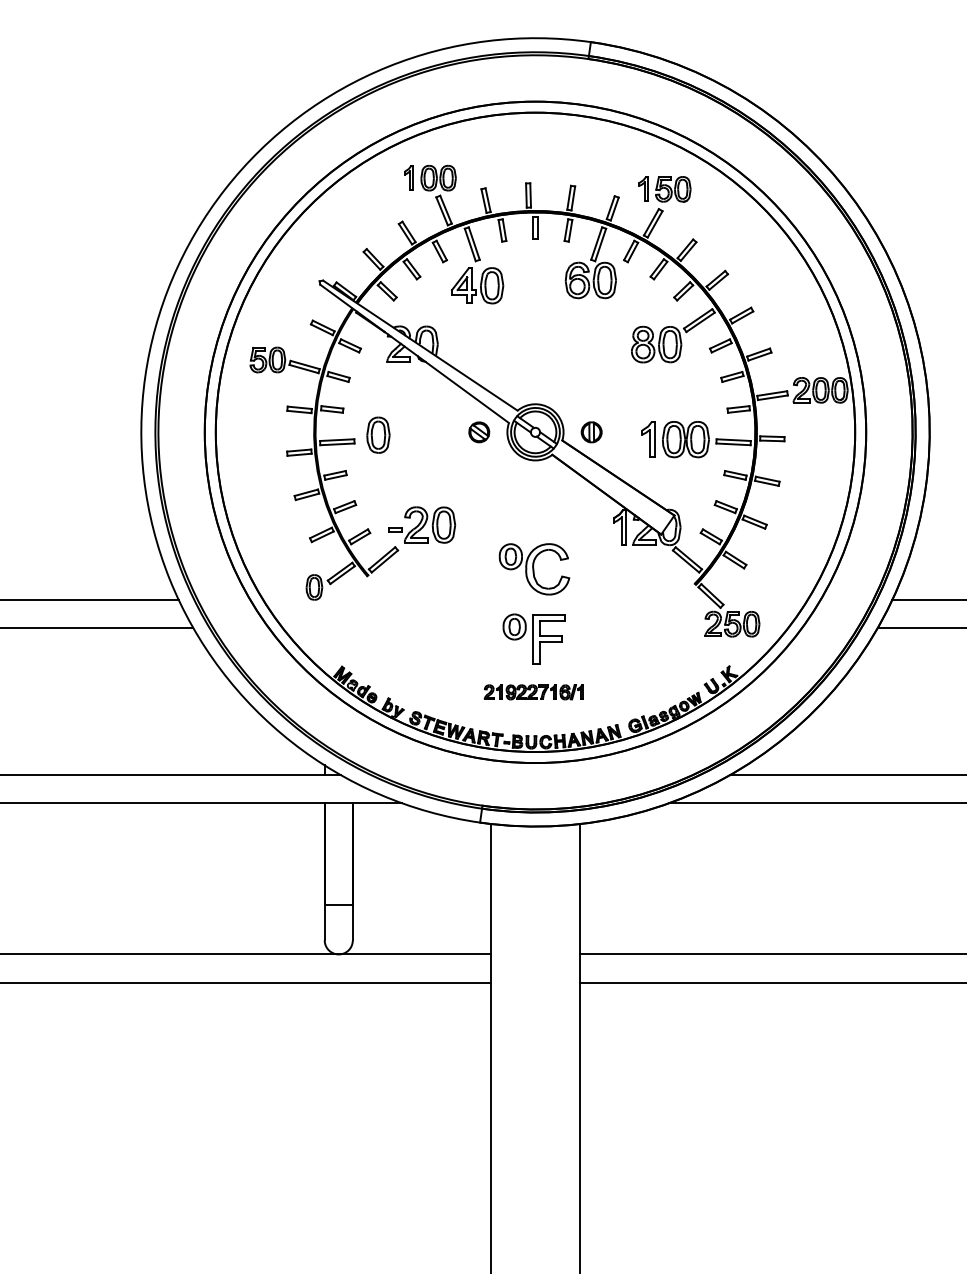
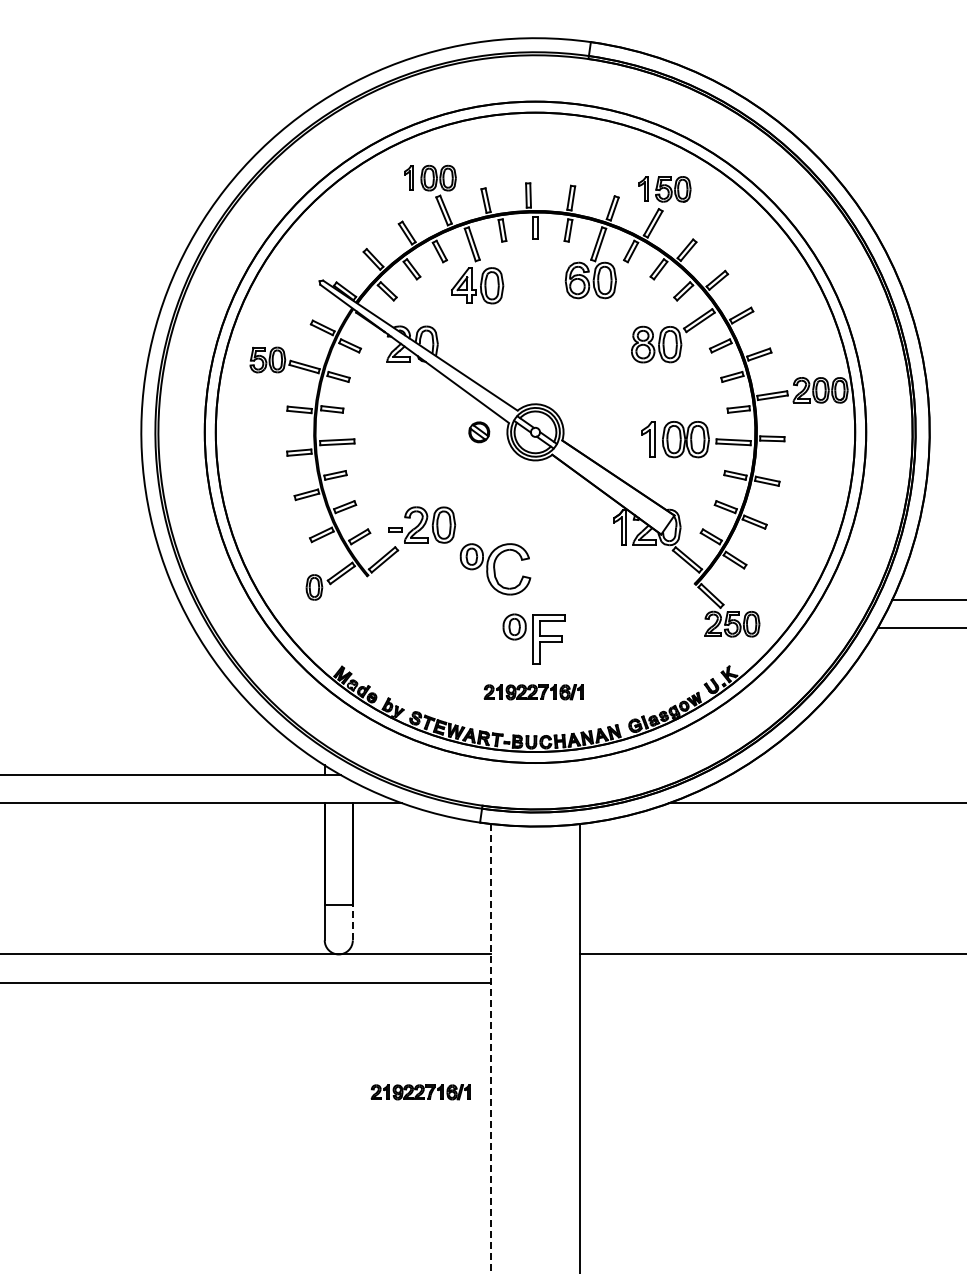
part: present -> none (591, 432)
part: present -> none (378, 434)
part position: (534, 569) -> (495, 569) (495, 569)
line: present -> none (90, 599)
line: present -> none (97, 627)
line: present -> none (846, 775)
line: solid -> dashed (352, 922)
line: present -> none (771, 982)
line: solid -> dashed (490, 1048)
part: none -> present (420, 1092)
